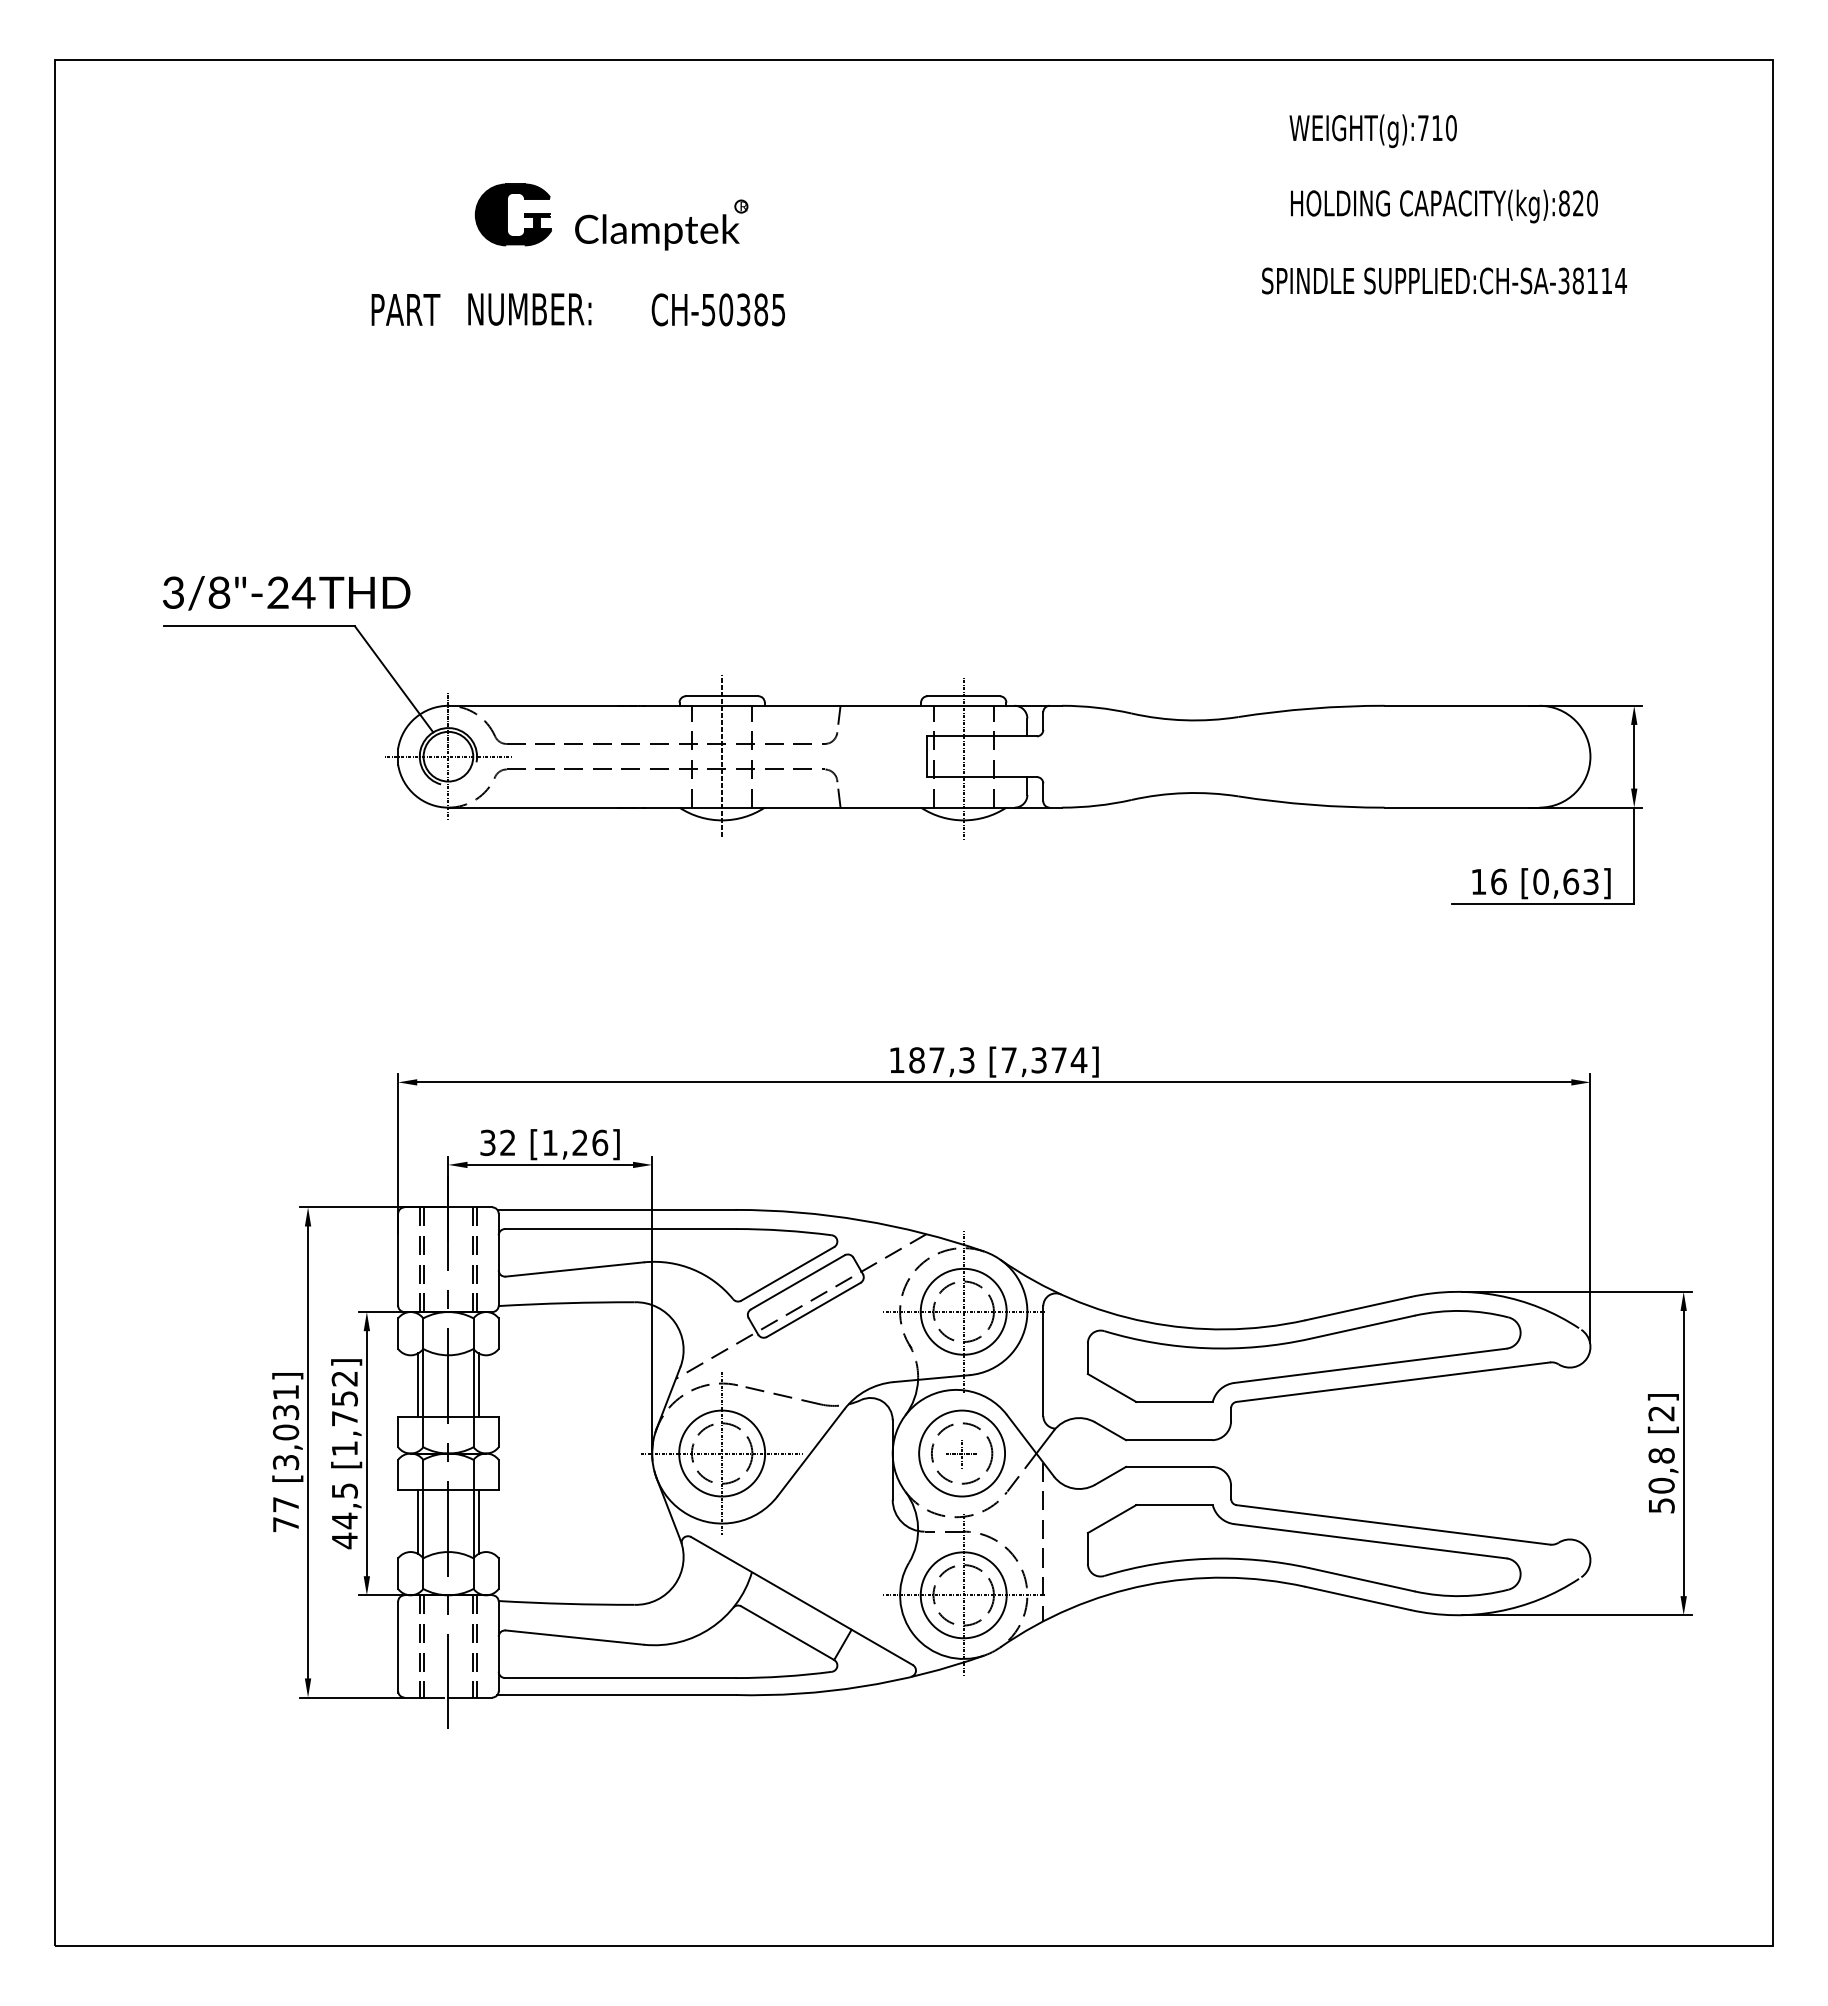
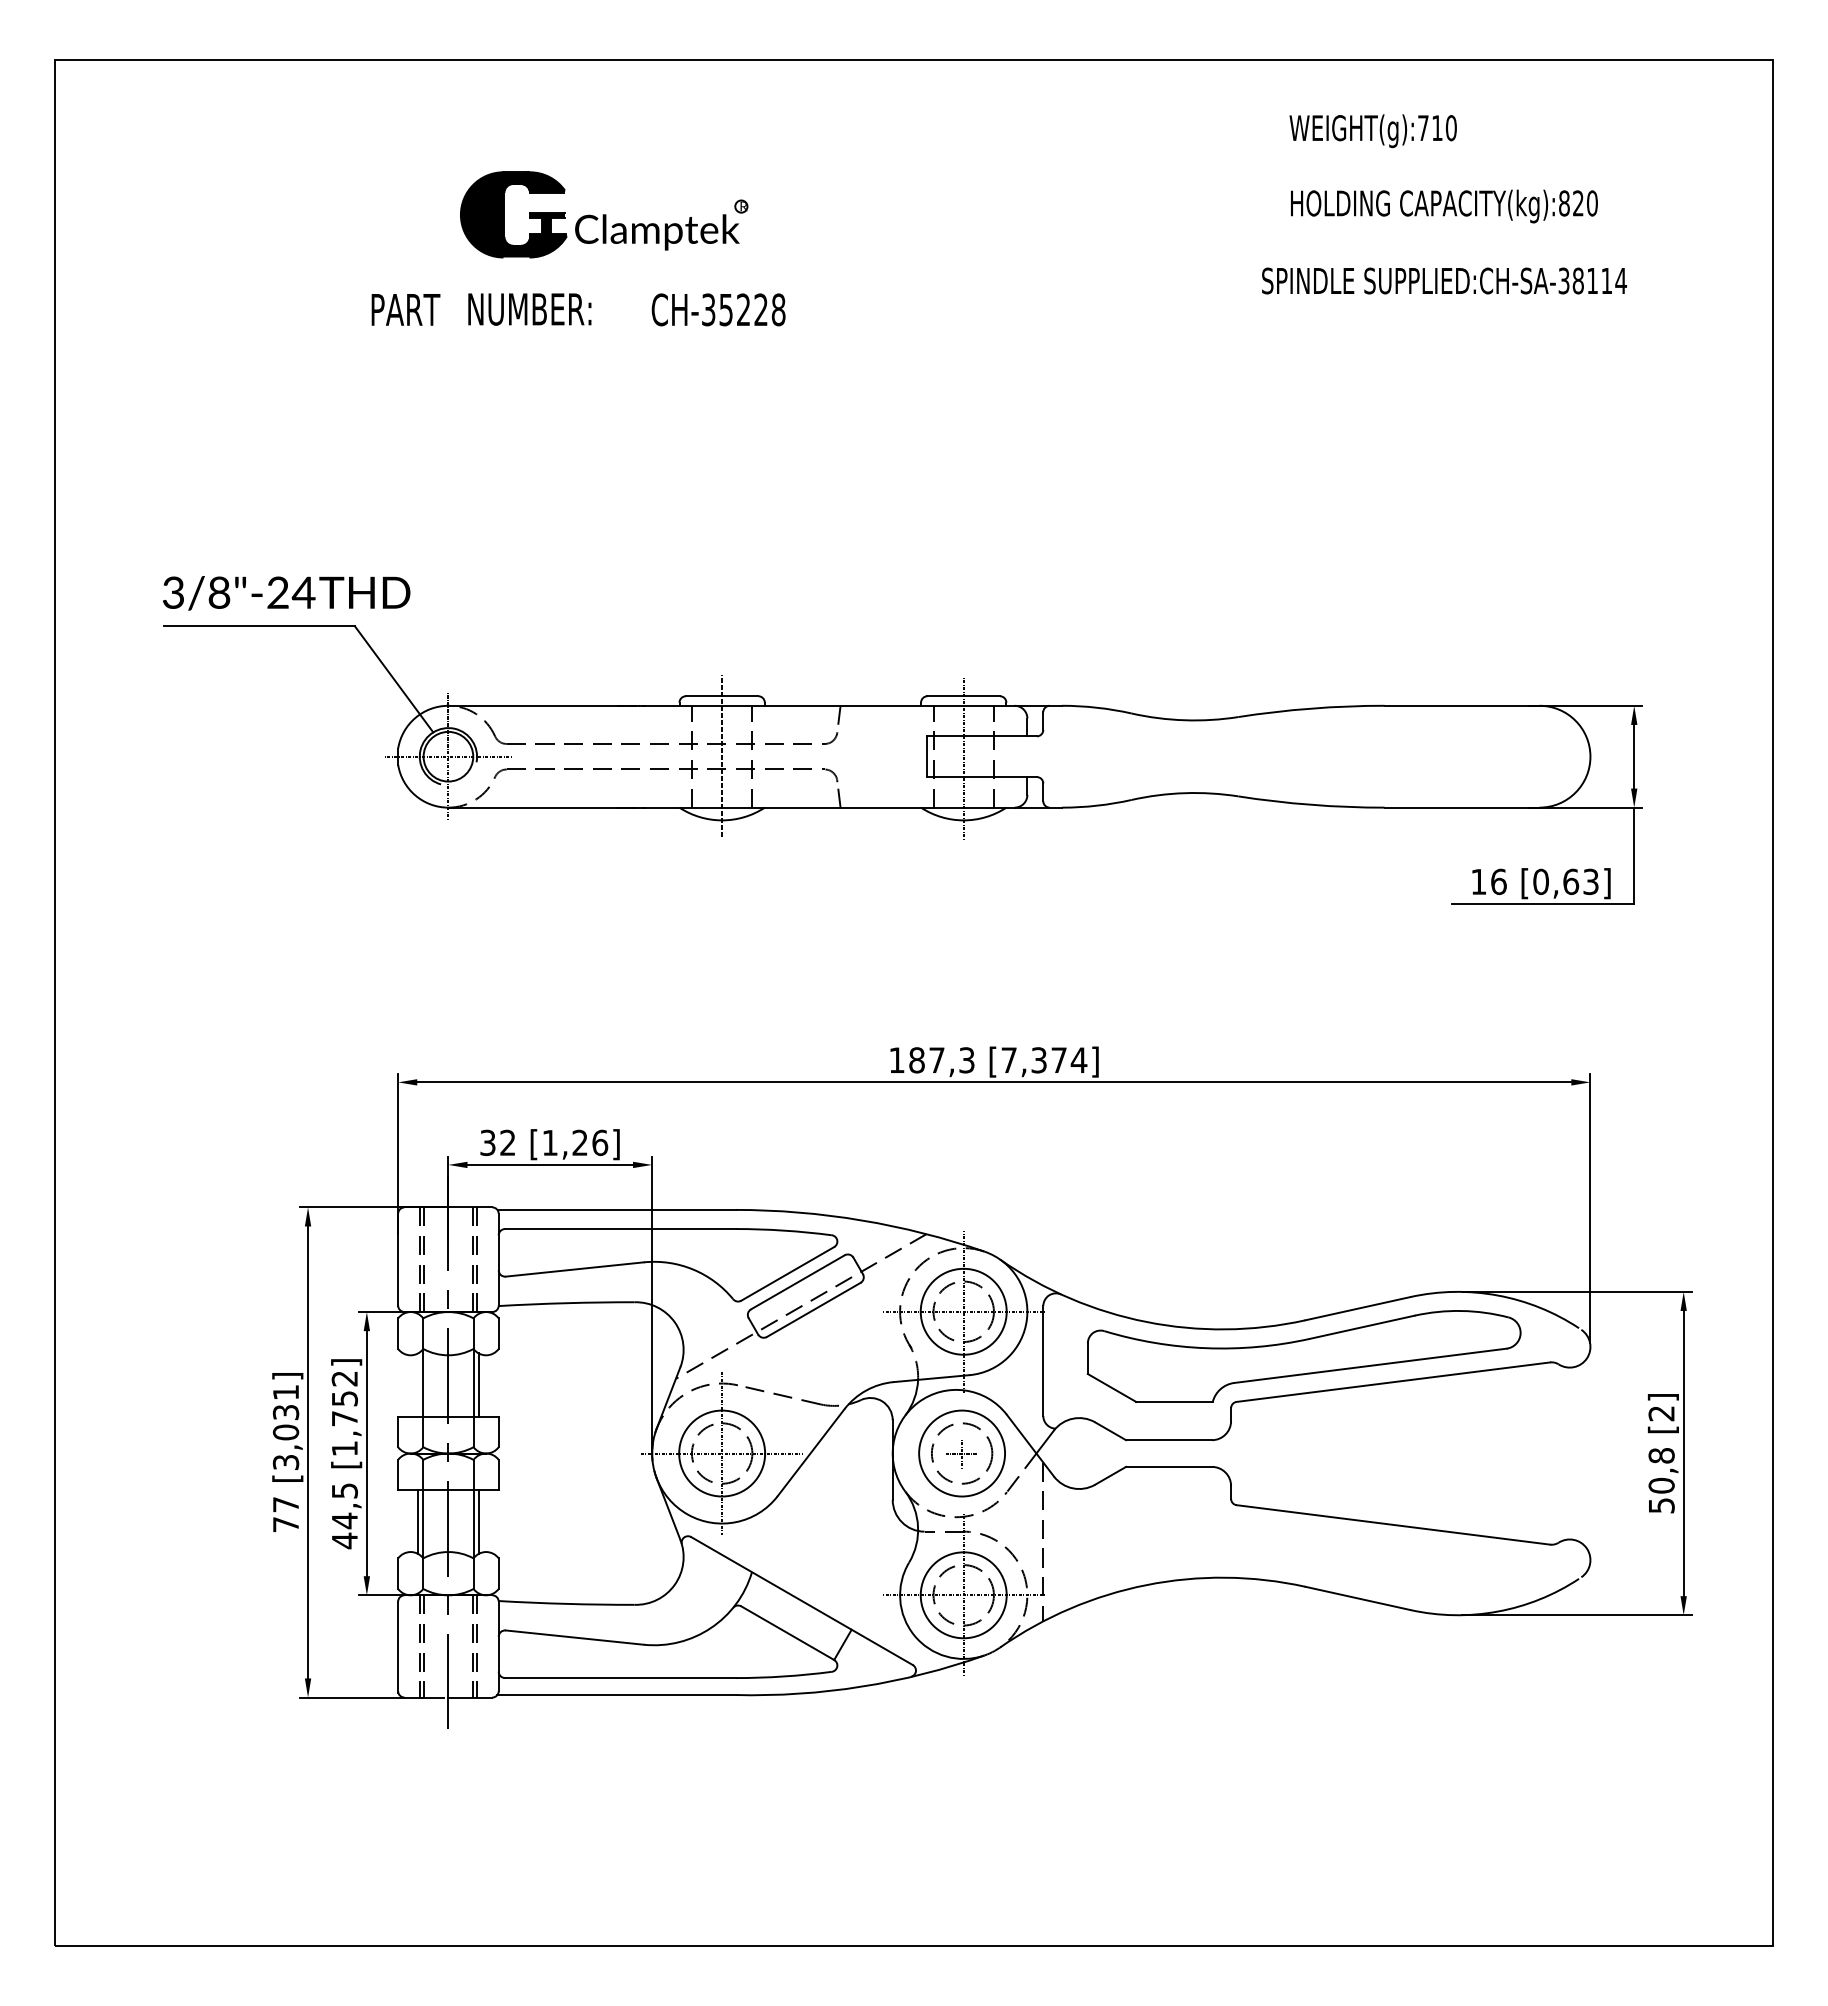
part size: 78x64 px -> 108x88 px (513, 214)
text: CH-50385 -> CH-35228 (743, 309)
line: present -> none (418, 1384)
part: present -> none (1303, 1550)
